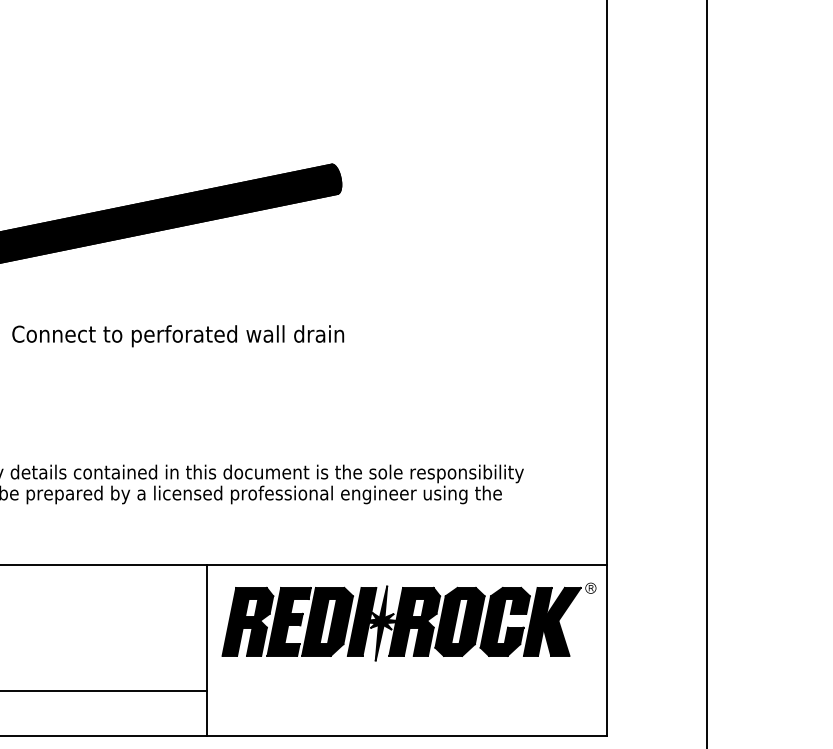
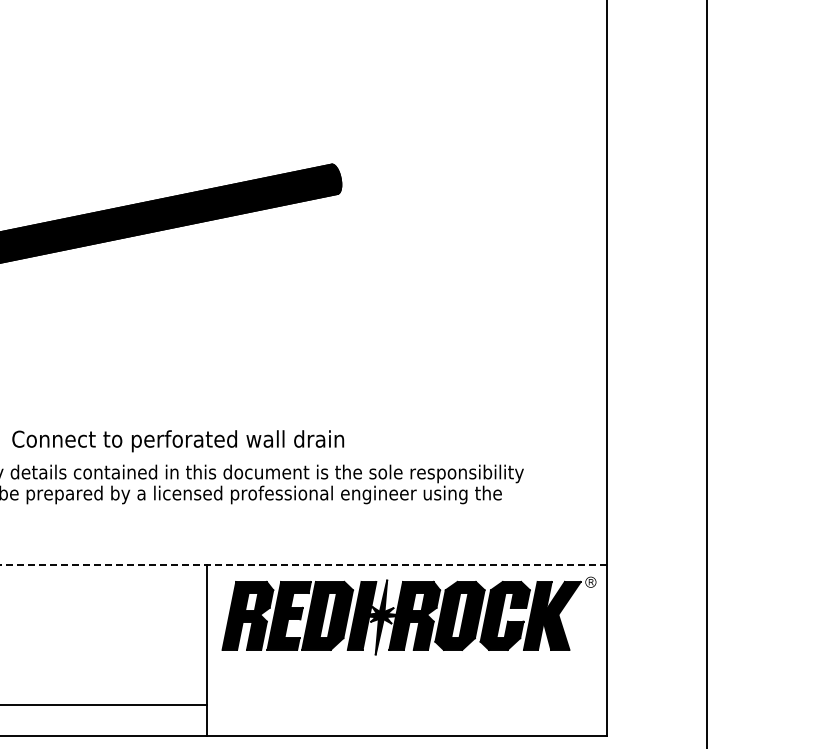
text position: (178, 336) -> (178, 441) (178, 441)
line: solid -> dashed (303, 565)
part position: (408, 621) -> (408, 615) (408, 615)
line position: (104, 690) -> (104, 704) (104, 704)
